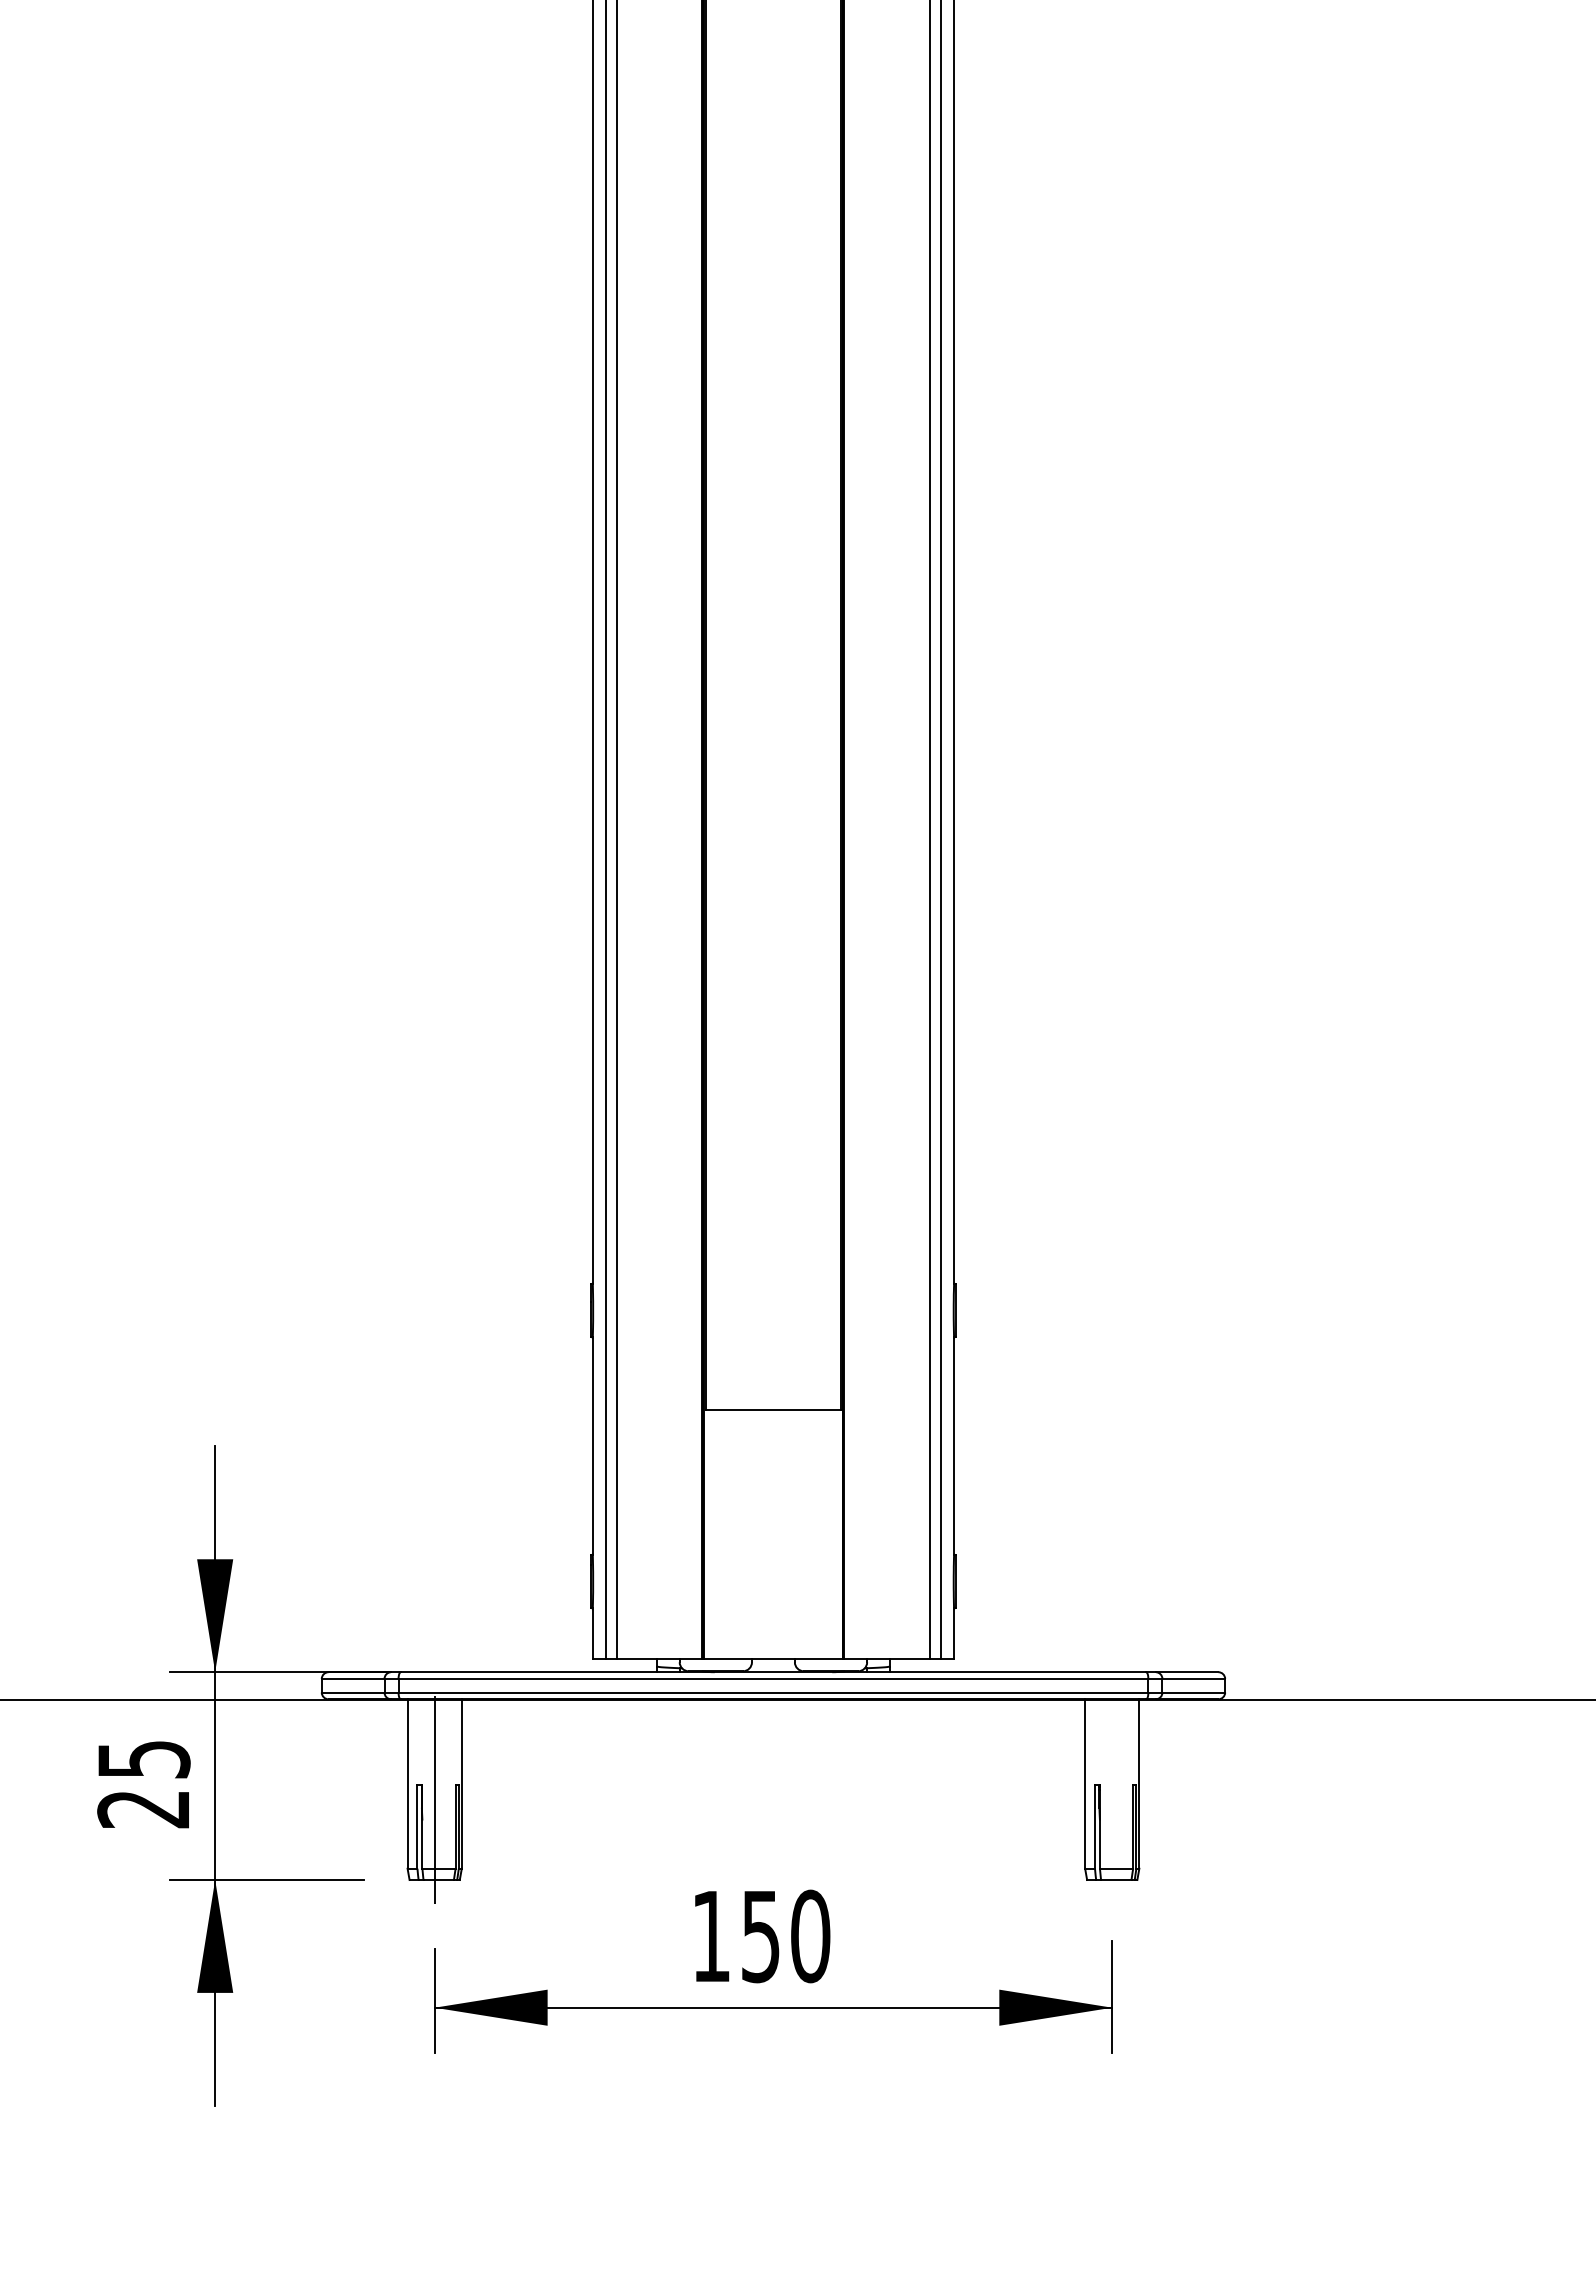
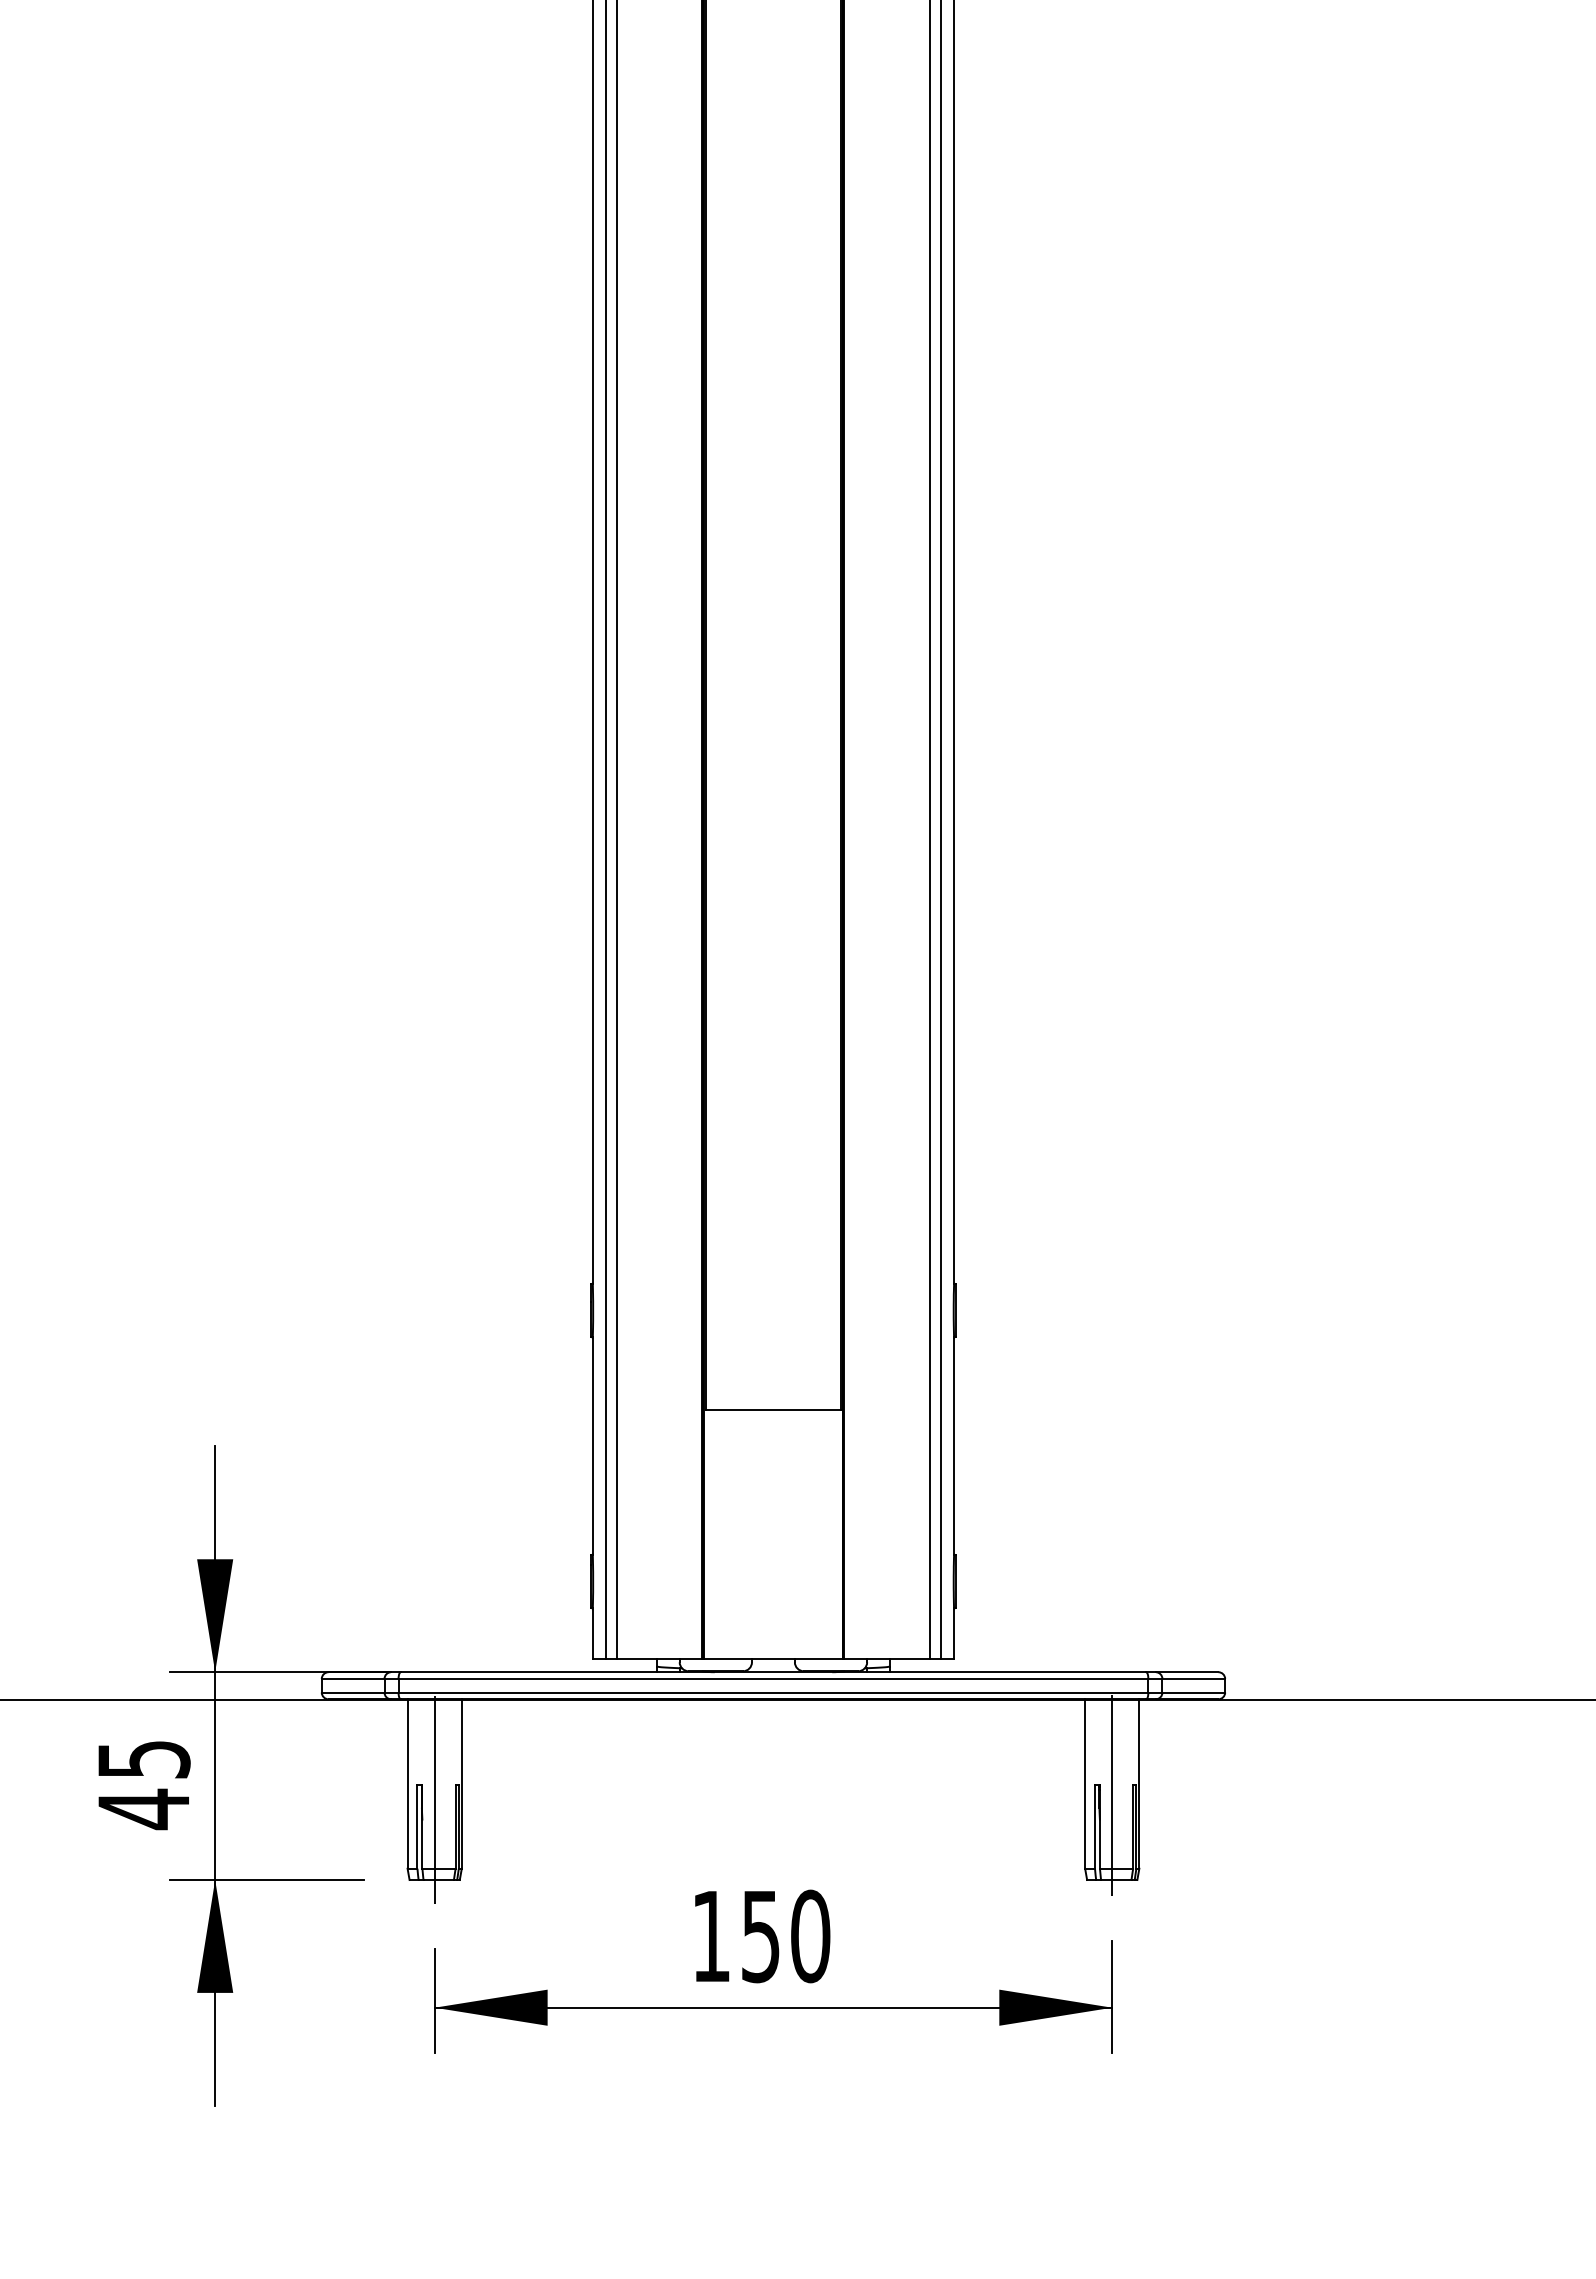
line: none -> present (1112, 1794)
text: 25 -> 45 (142, 1809)
